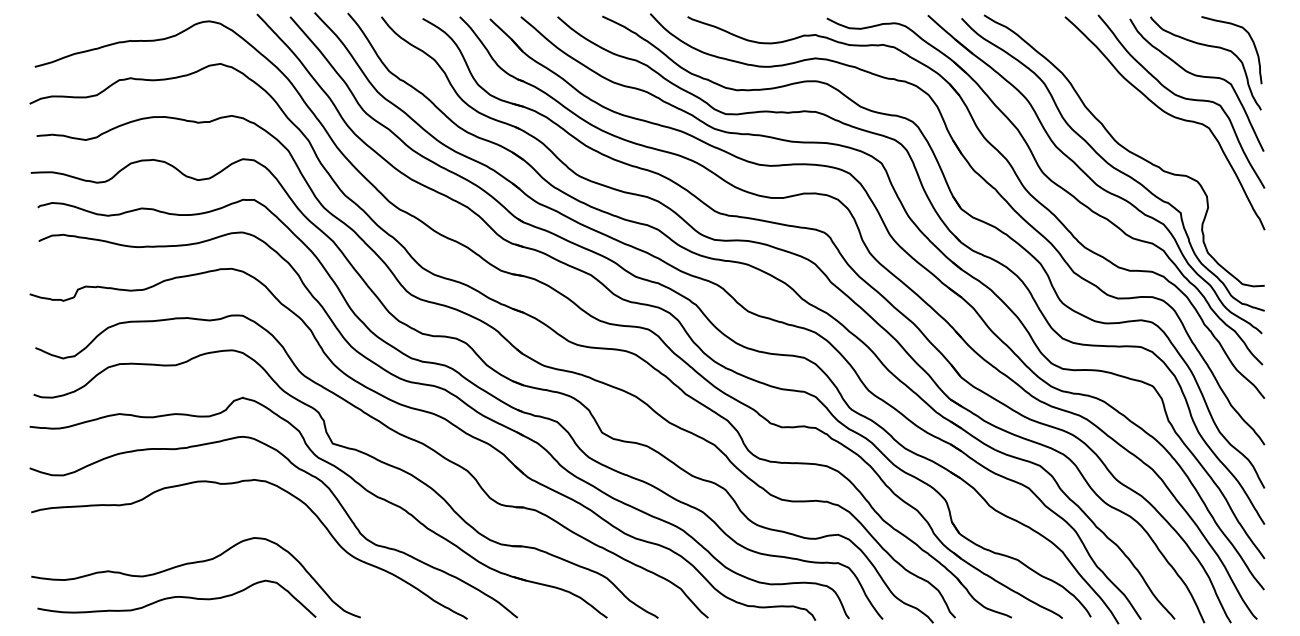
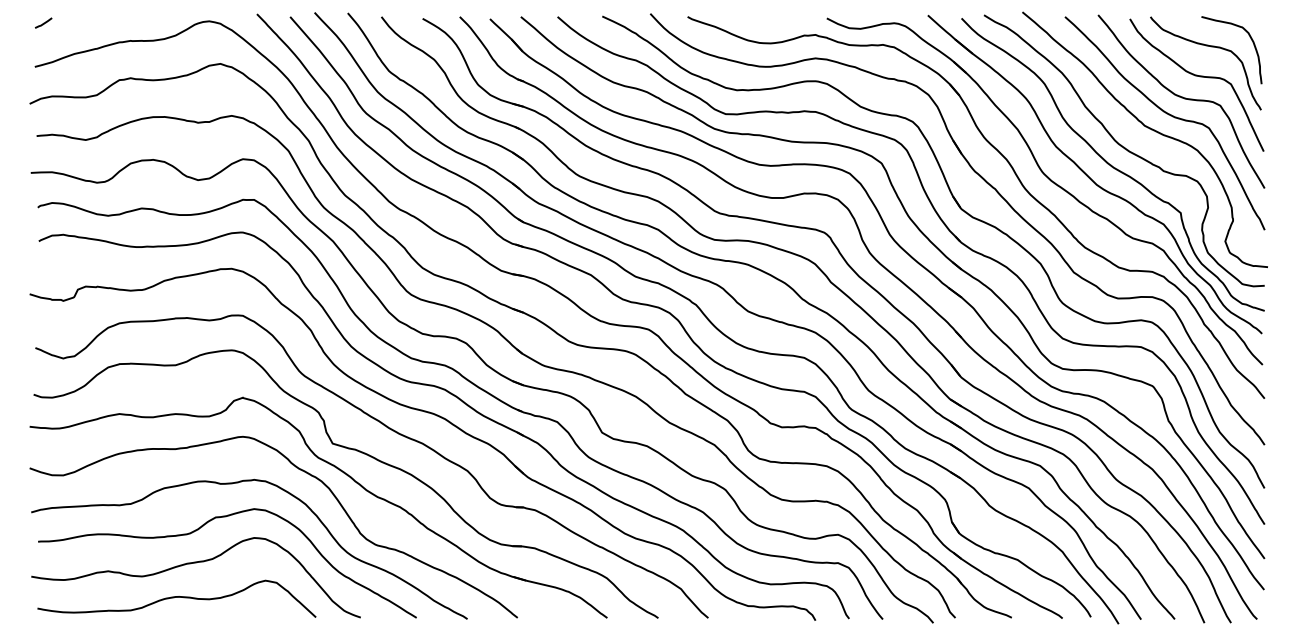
line: none -> present (43, 22)
curve: none -> present (1149, 129)
curve: none -> present (202, 527)
